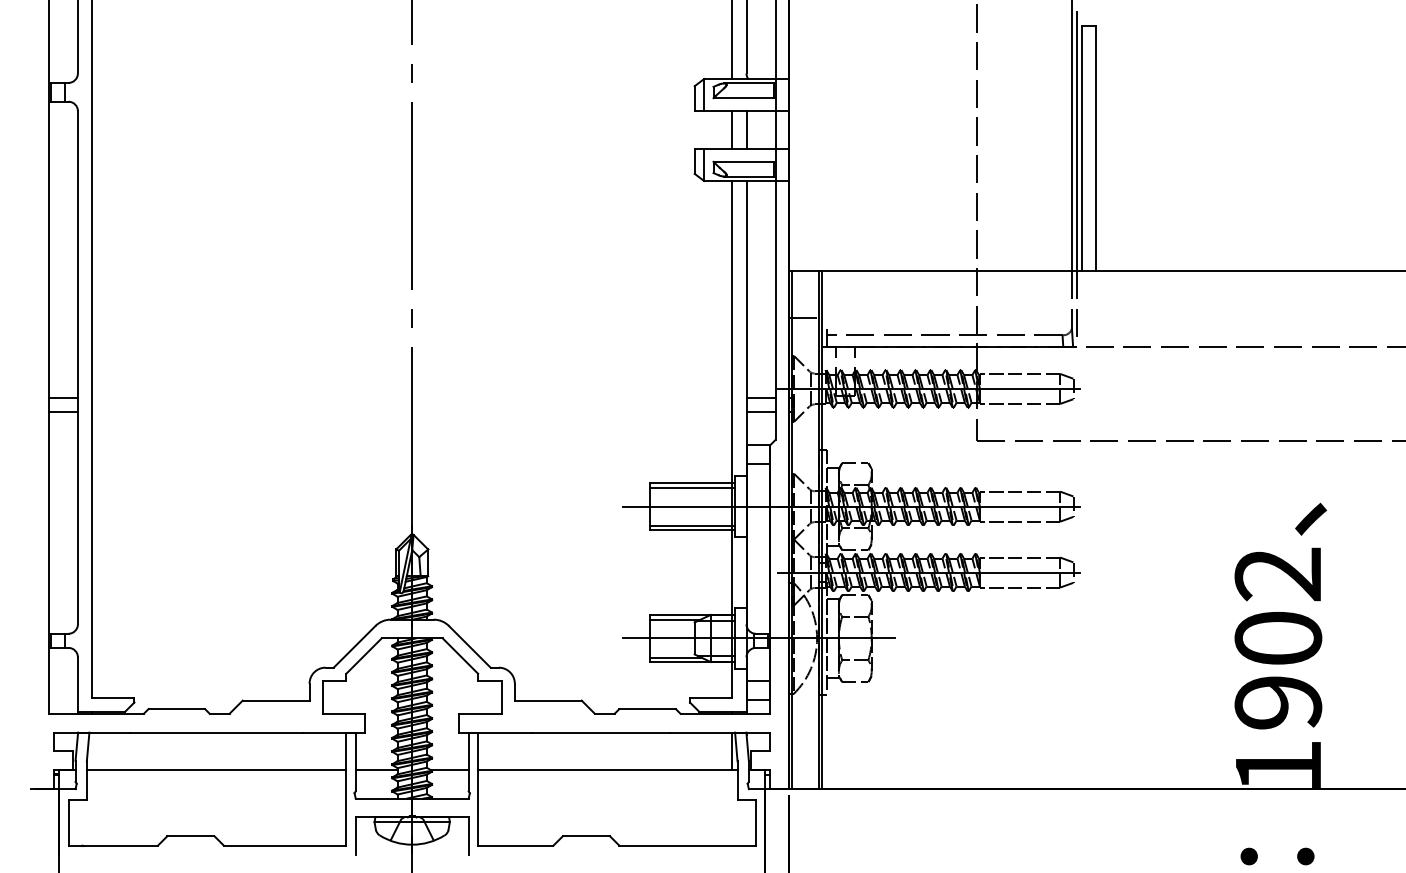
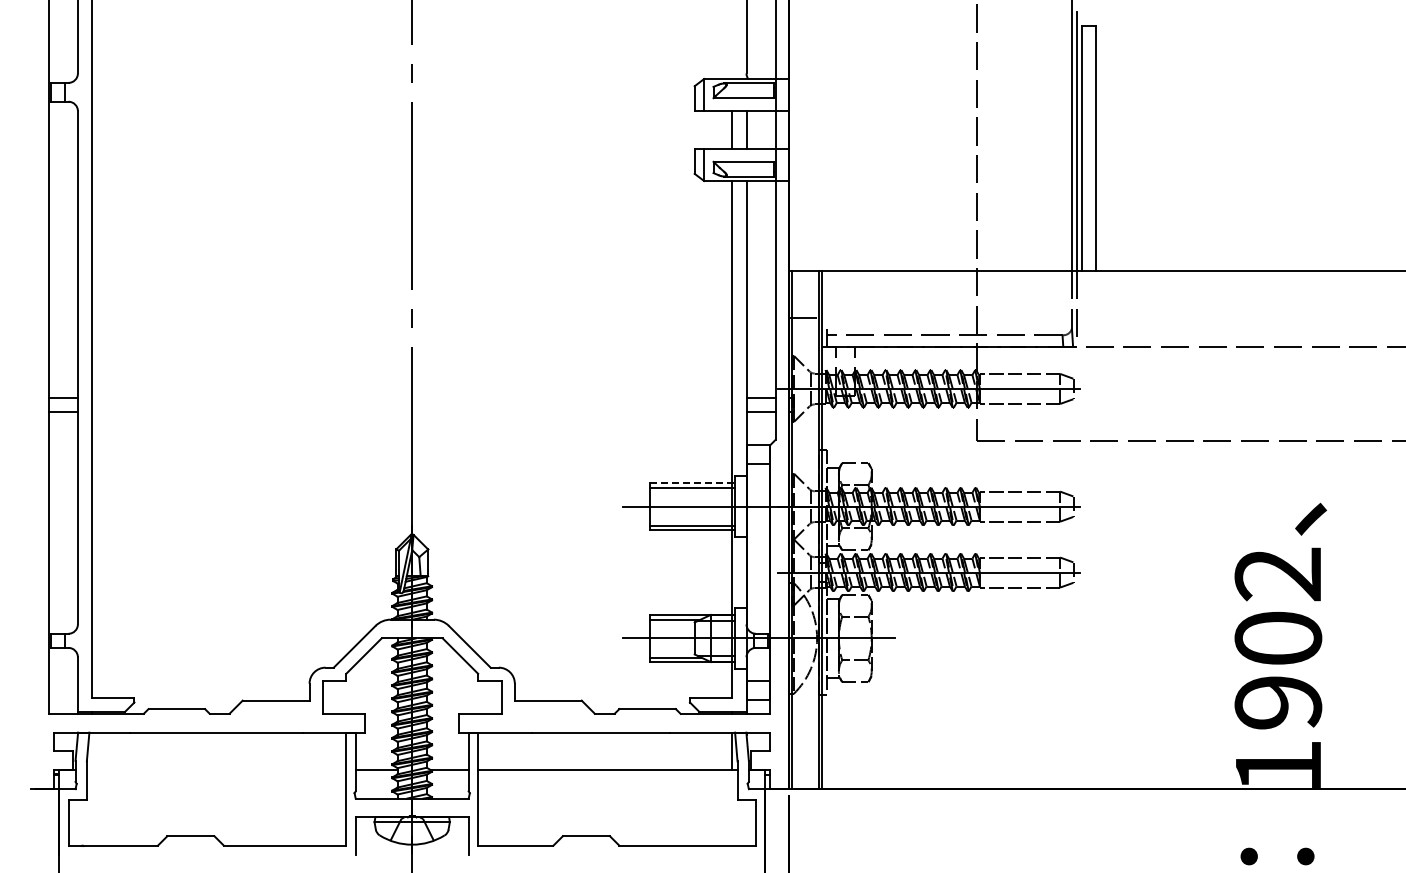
line: present -> none (732, 40)
line: solid -> dashed (693, 483)
line: present -> none (216, 770)
